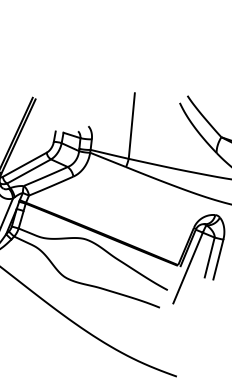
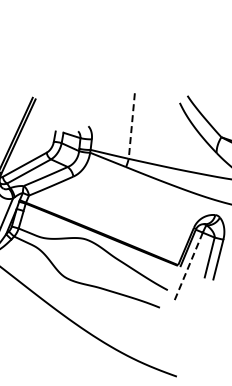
line: solid -> dashed (131, 126)
line: solid -> dashed (187, 268)
